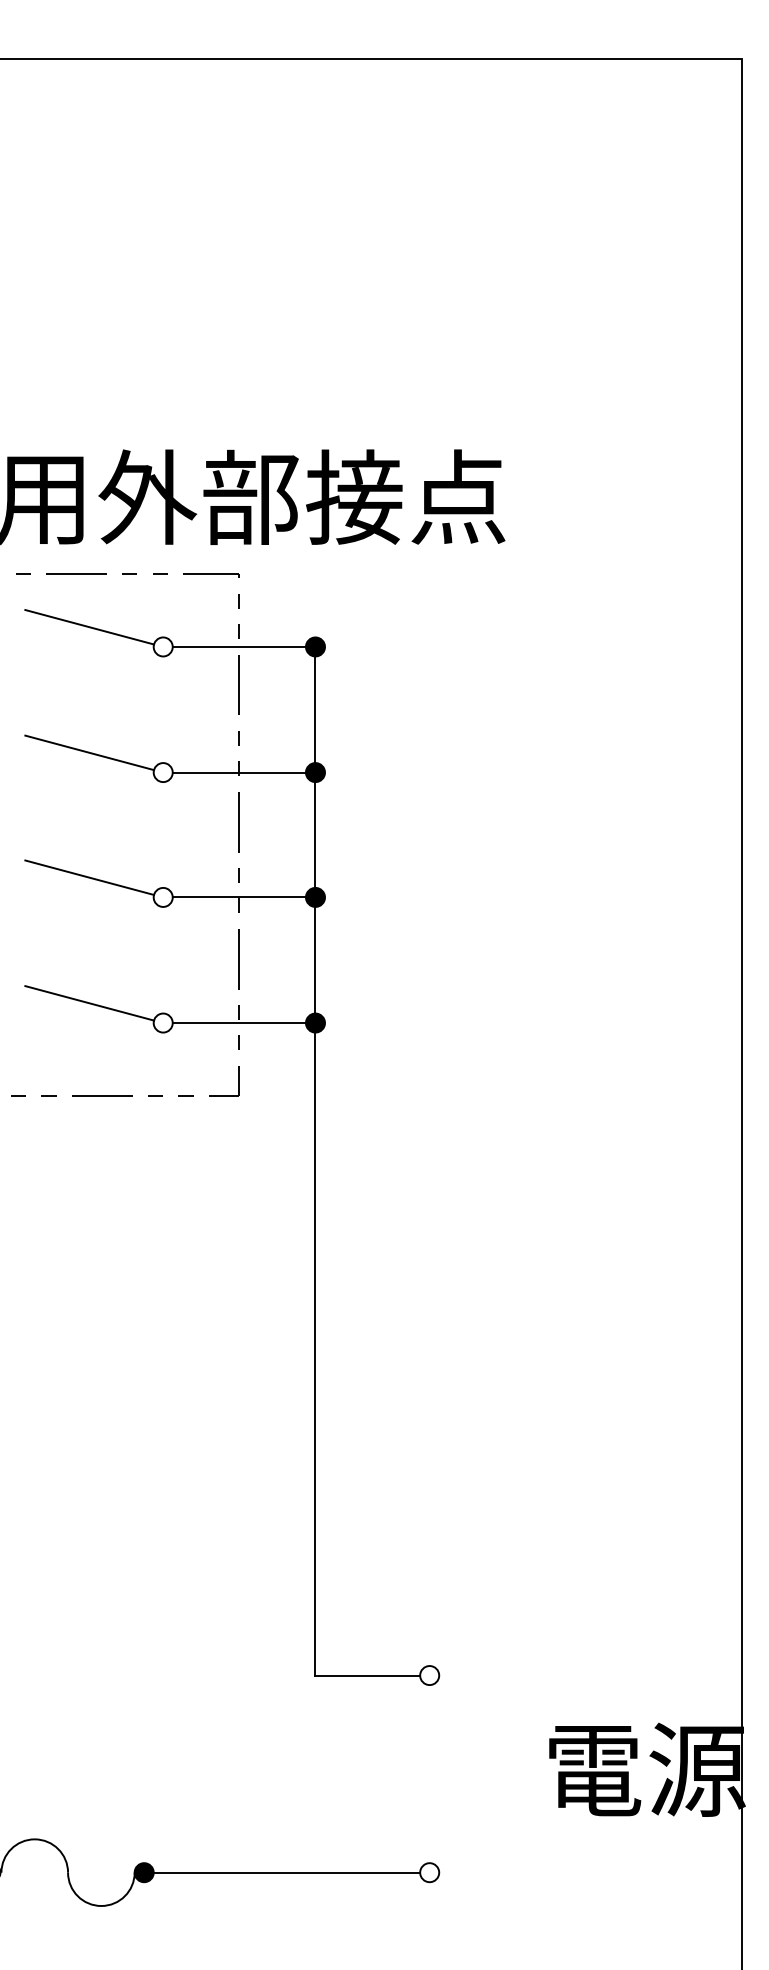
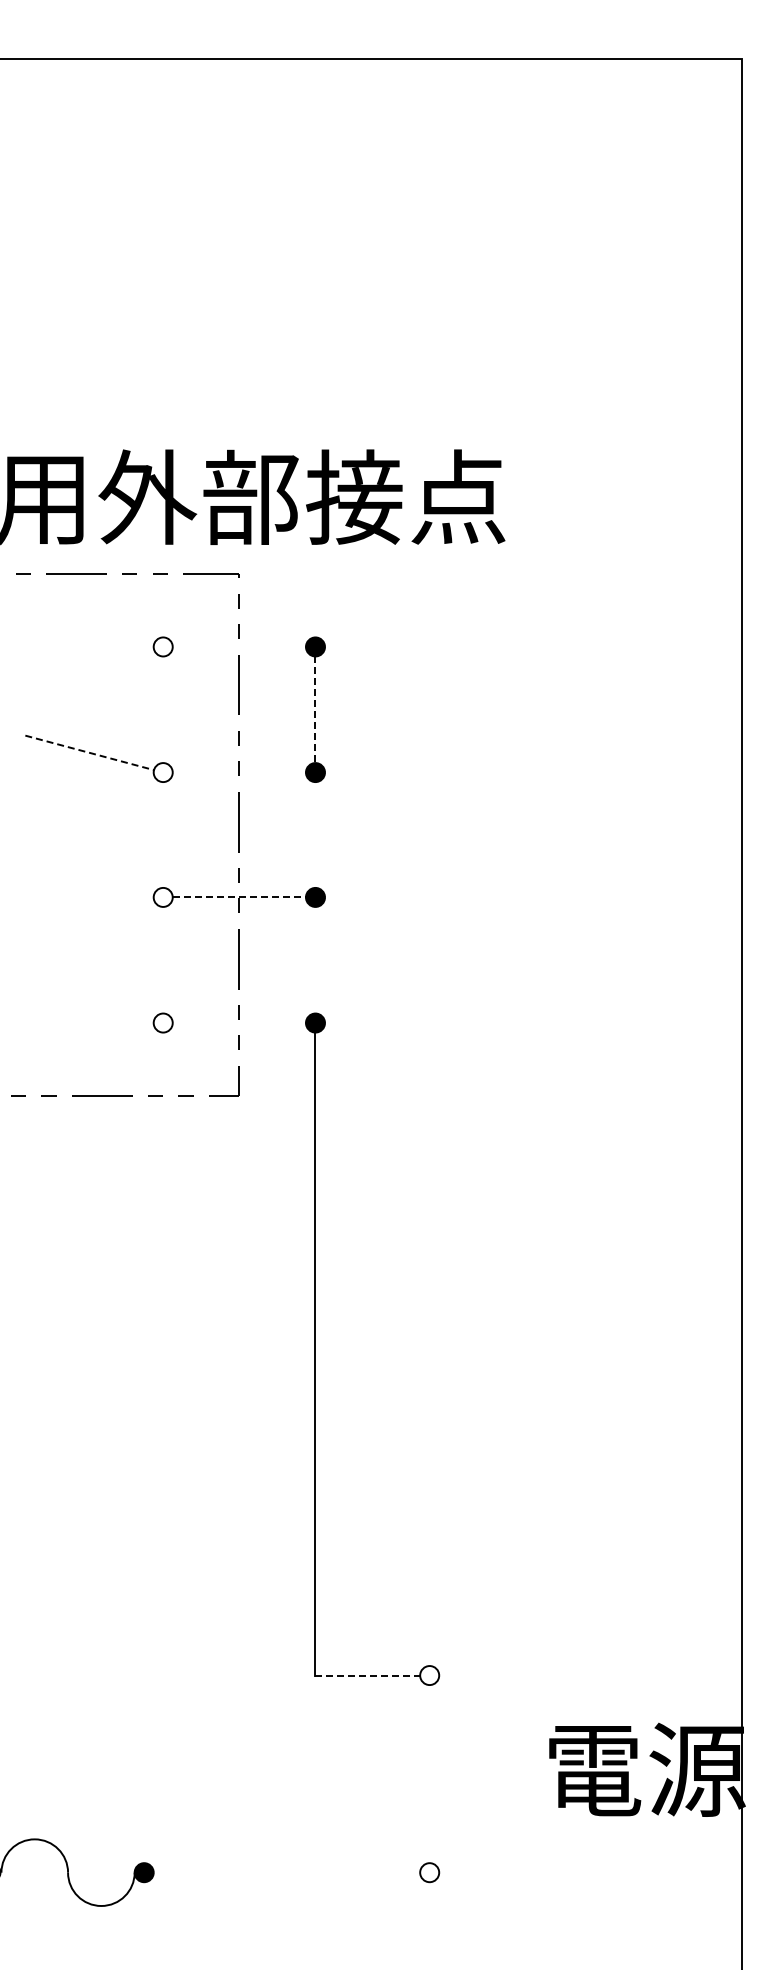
line: present -> none (89, 627)
line: present -> none (238, 646)
line: solid -> dashed (315, 710)
line: solid -> dashed (89, 752)
line: present -> none (238, 772)
line: present -> none (315, 834)
line: present -> none (89, 877)
line: solid -> dashed (239, 897)
line: present -> none (315, 959)
line: present -> none (89, 1003)
line: present -> none (238, 1023)
line: solid -> dashed (368, 1675)
line: present -> none (286, 1872)
